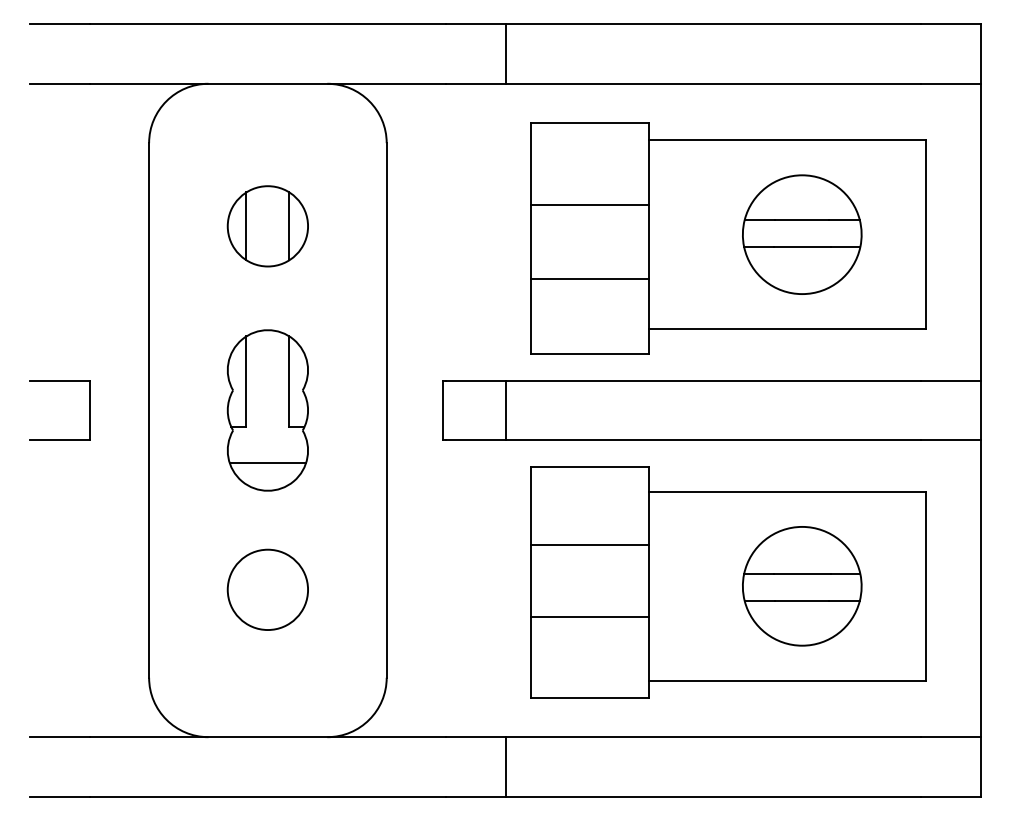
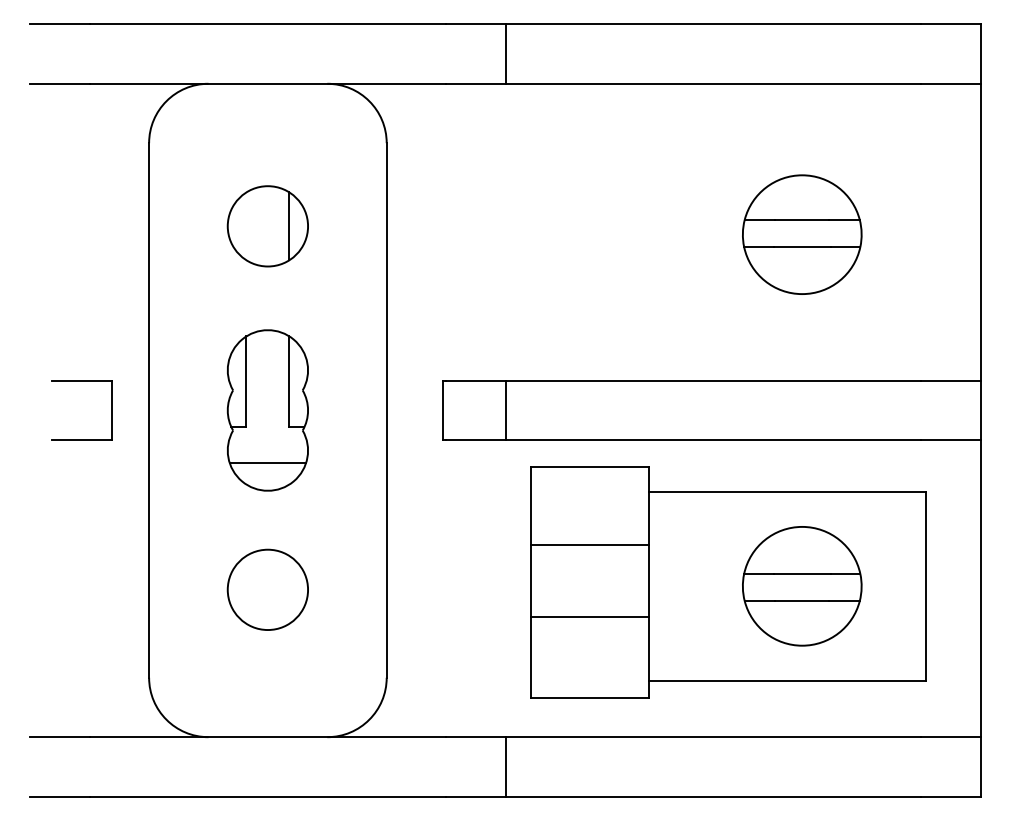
line: present -> none (246, 226)
part: present -> none (728, 238)
part position: (59, 381) -> (81, 381) (81, 381)
